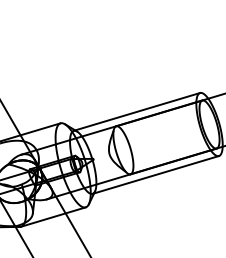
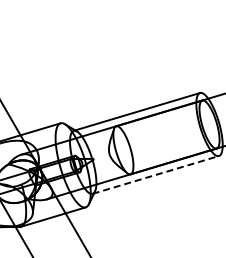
line: solid -> dashed (155, 174)
